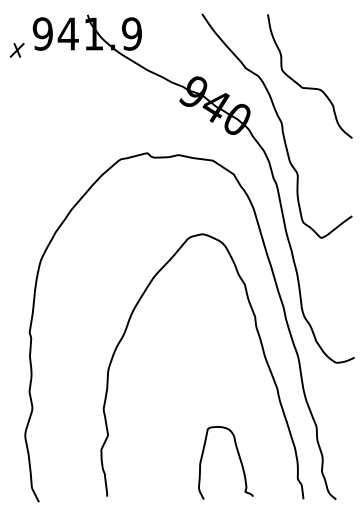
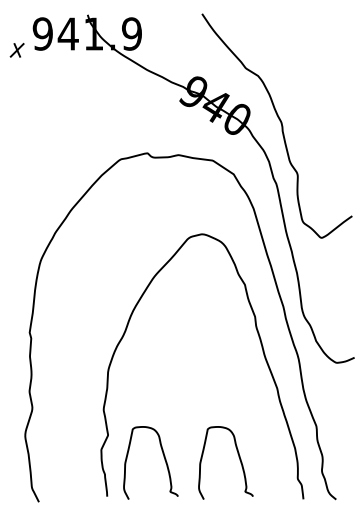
curve: present -> none (309, 87)
curve: none -> present (163, 457)
